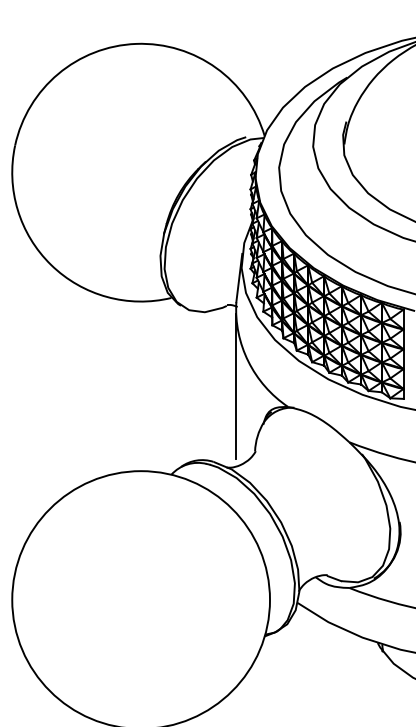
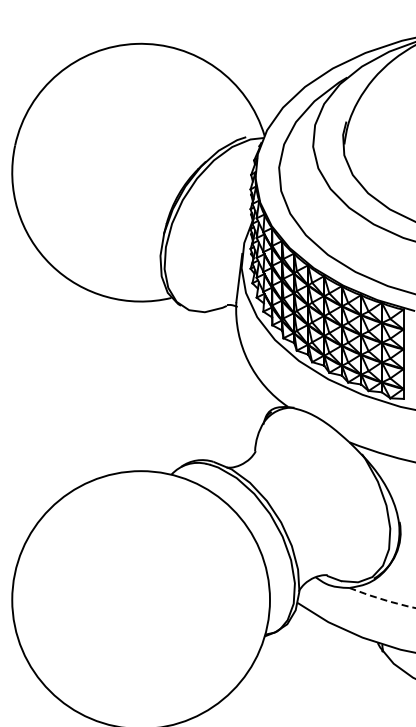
line: present -> none (235, 386)
arc: solid -> dashed (383, 599)
